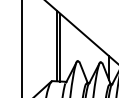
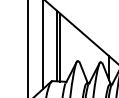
line: none -> present (43, 45)
line position: (21, 48) -> (27, 48) (27, 48)
